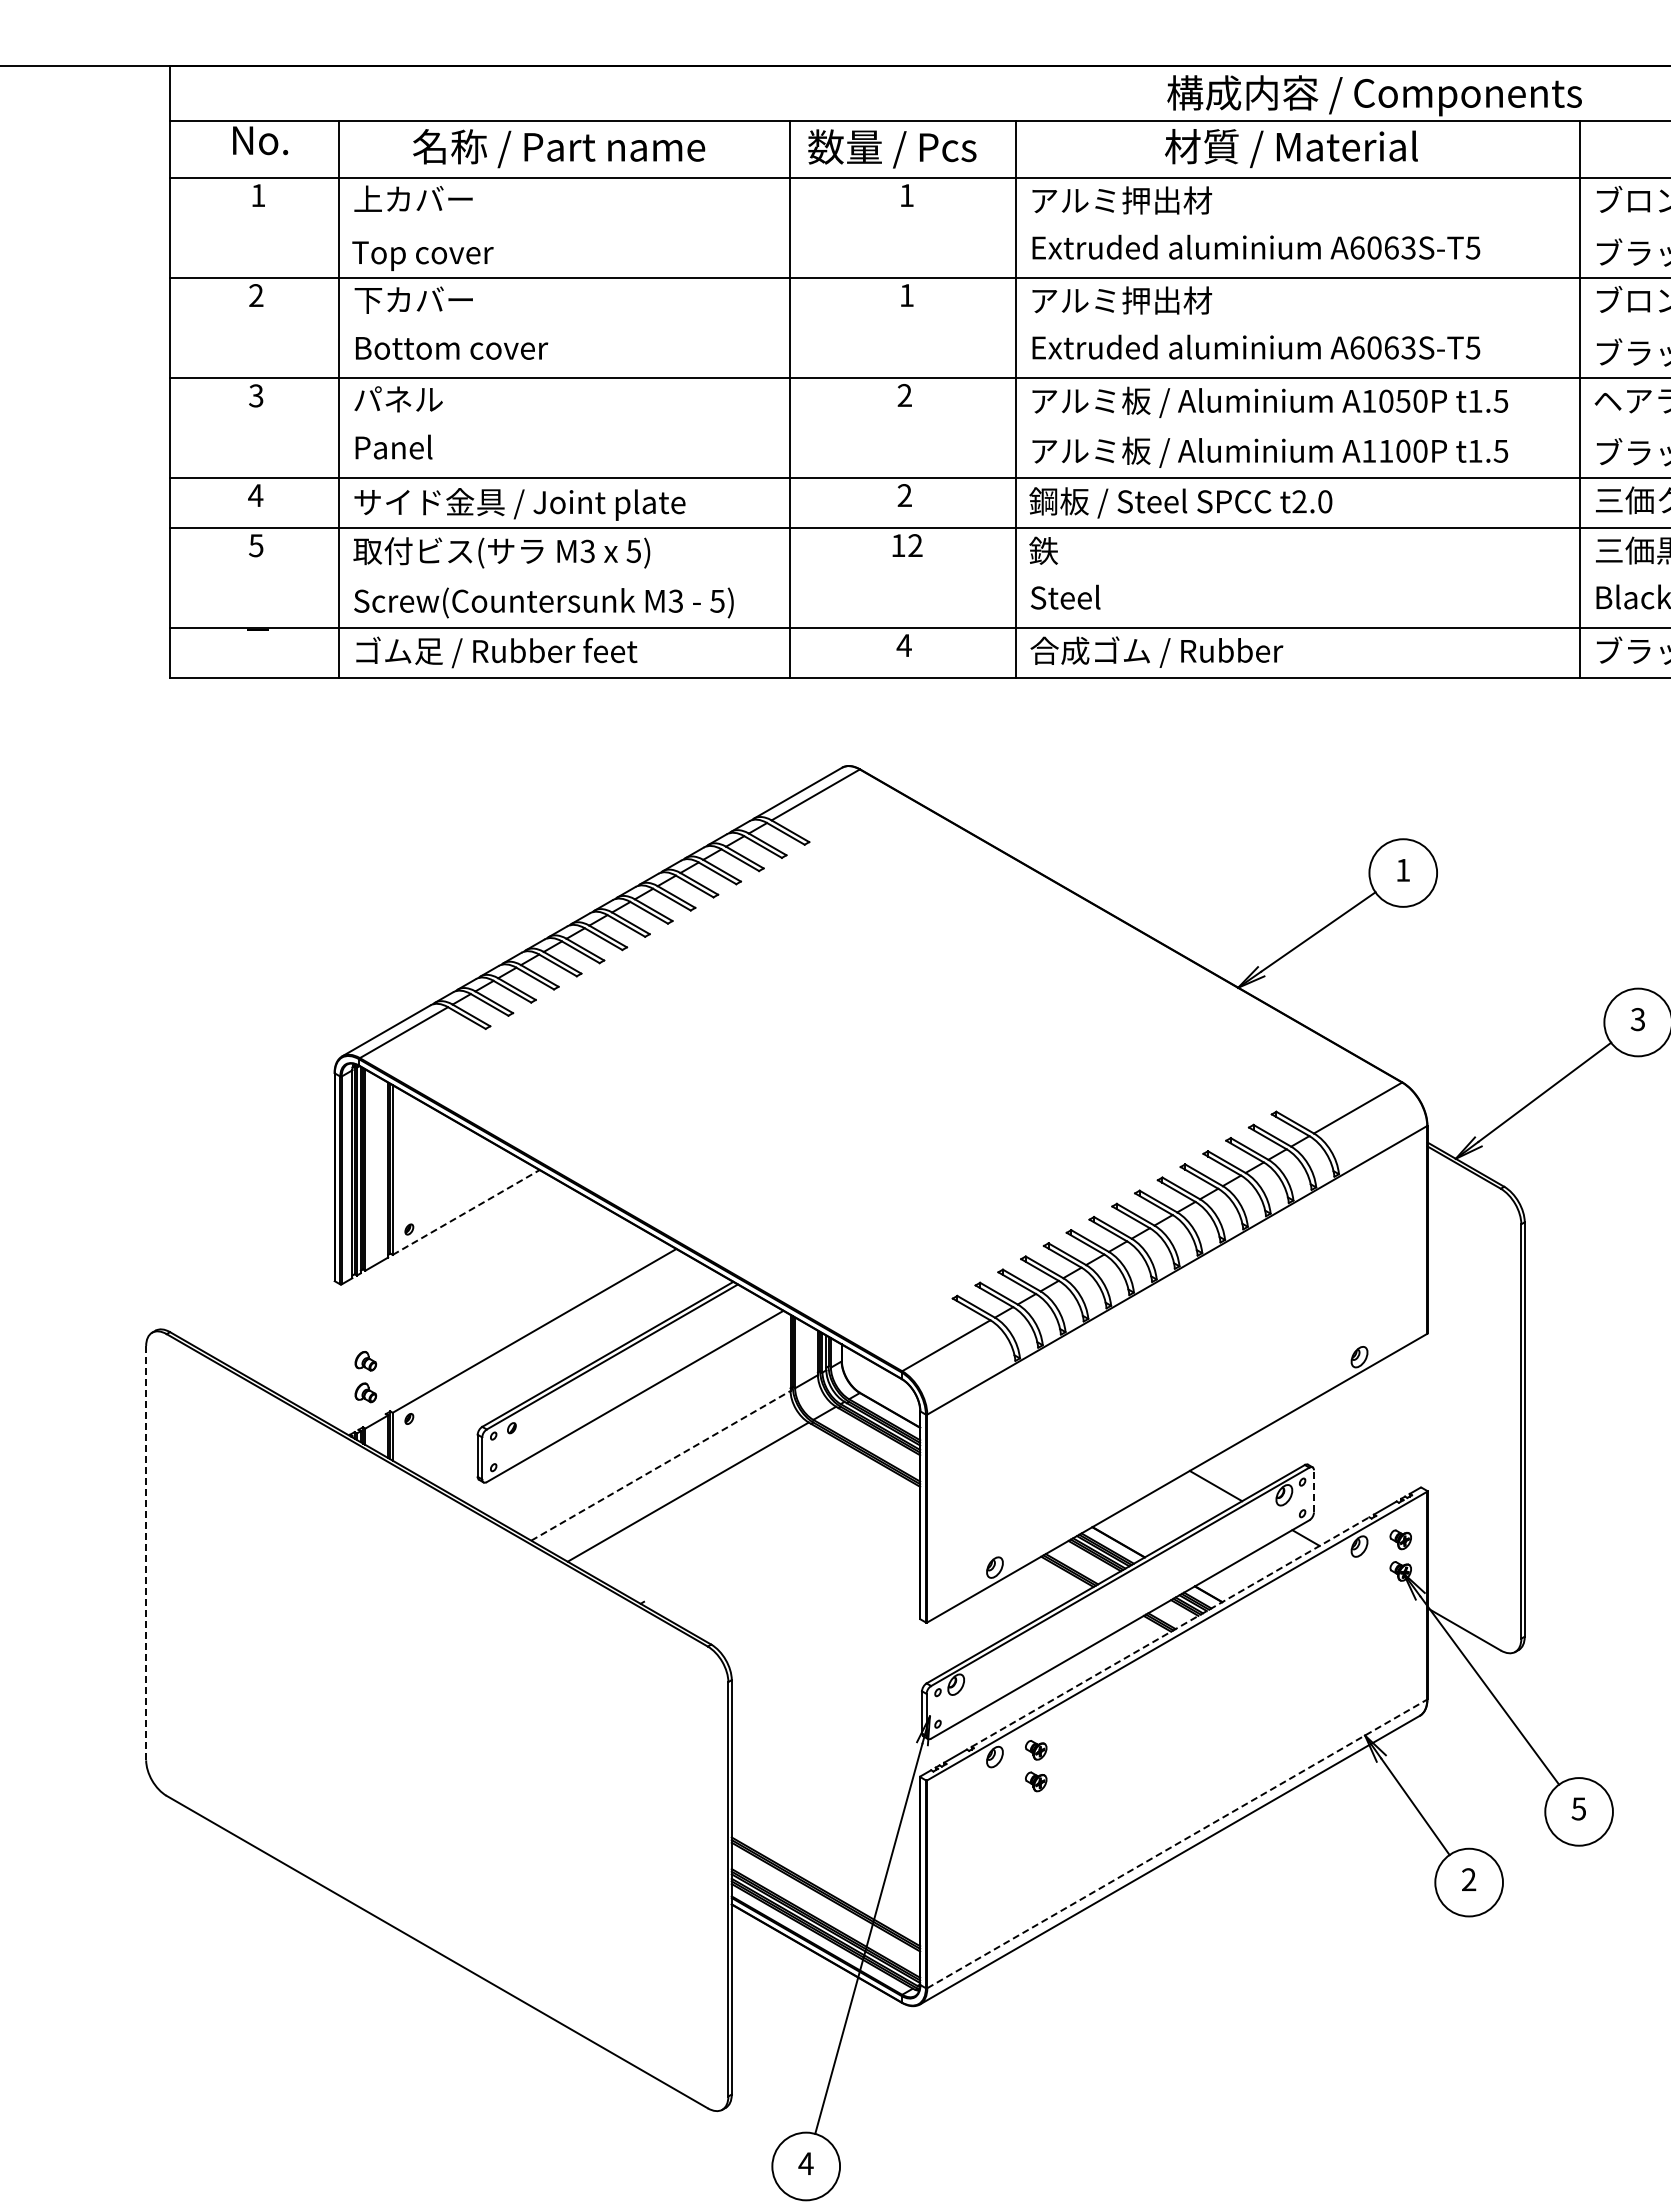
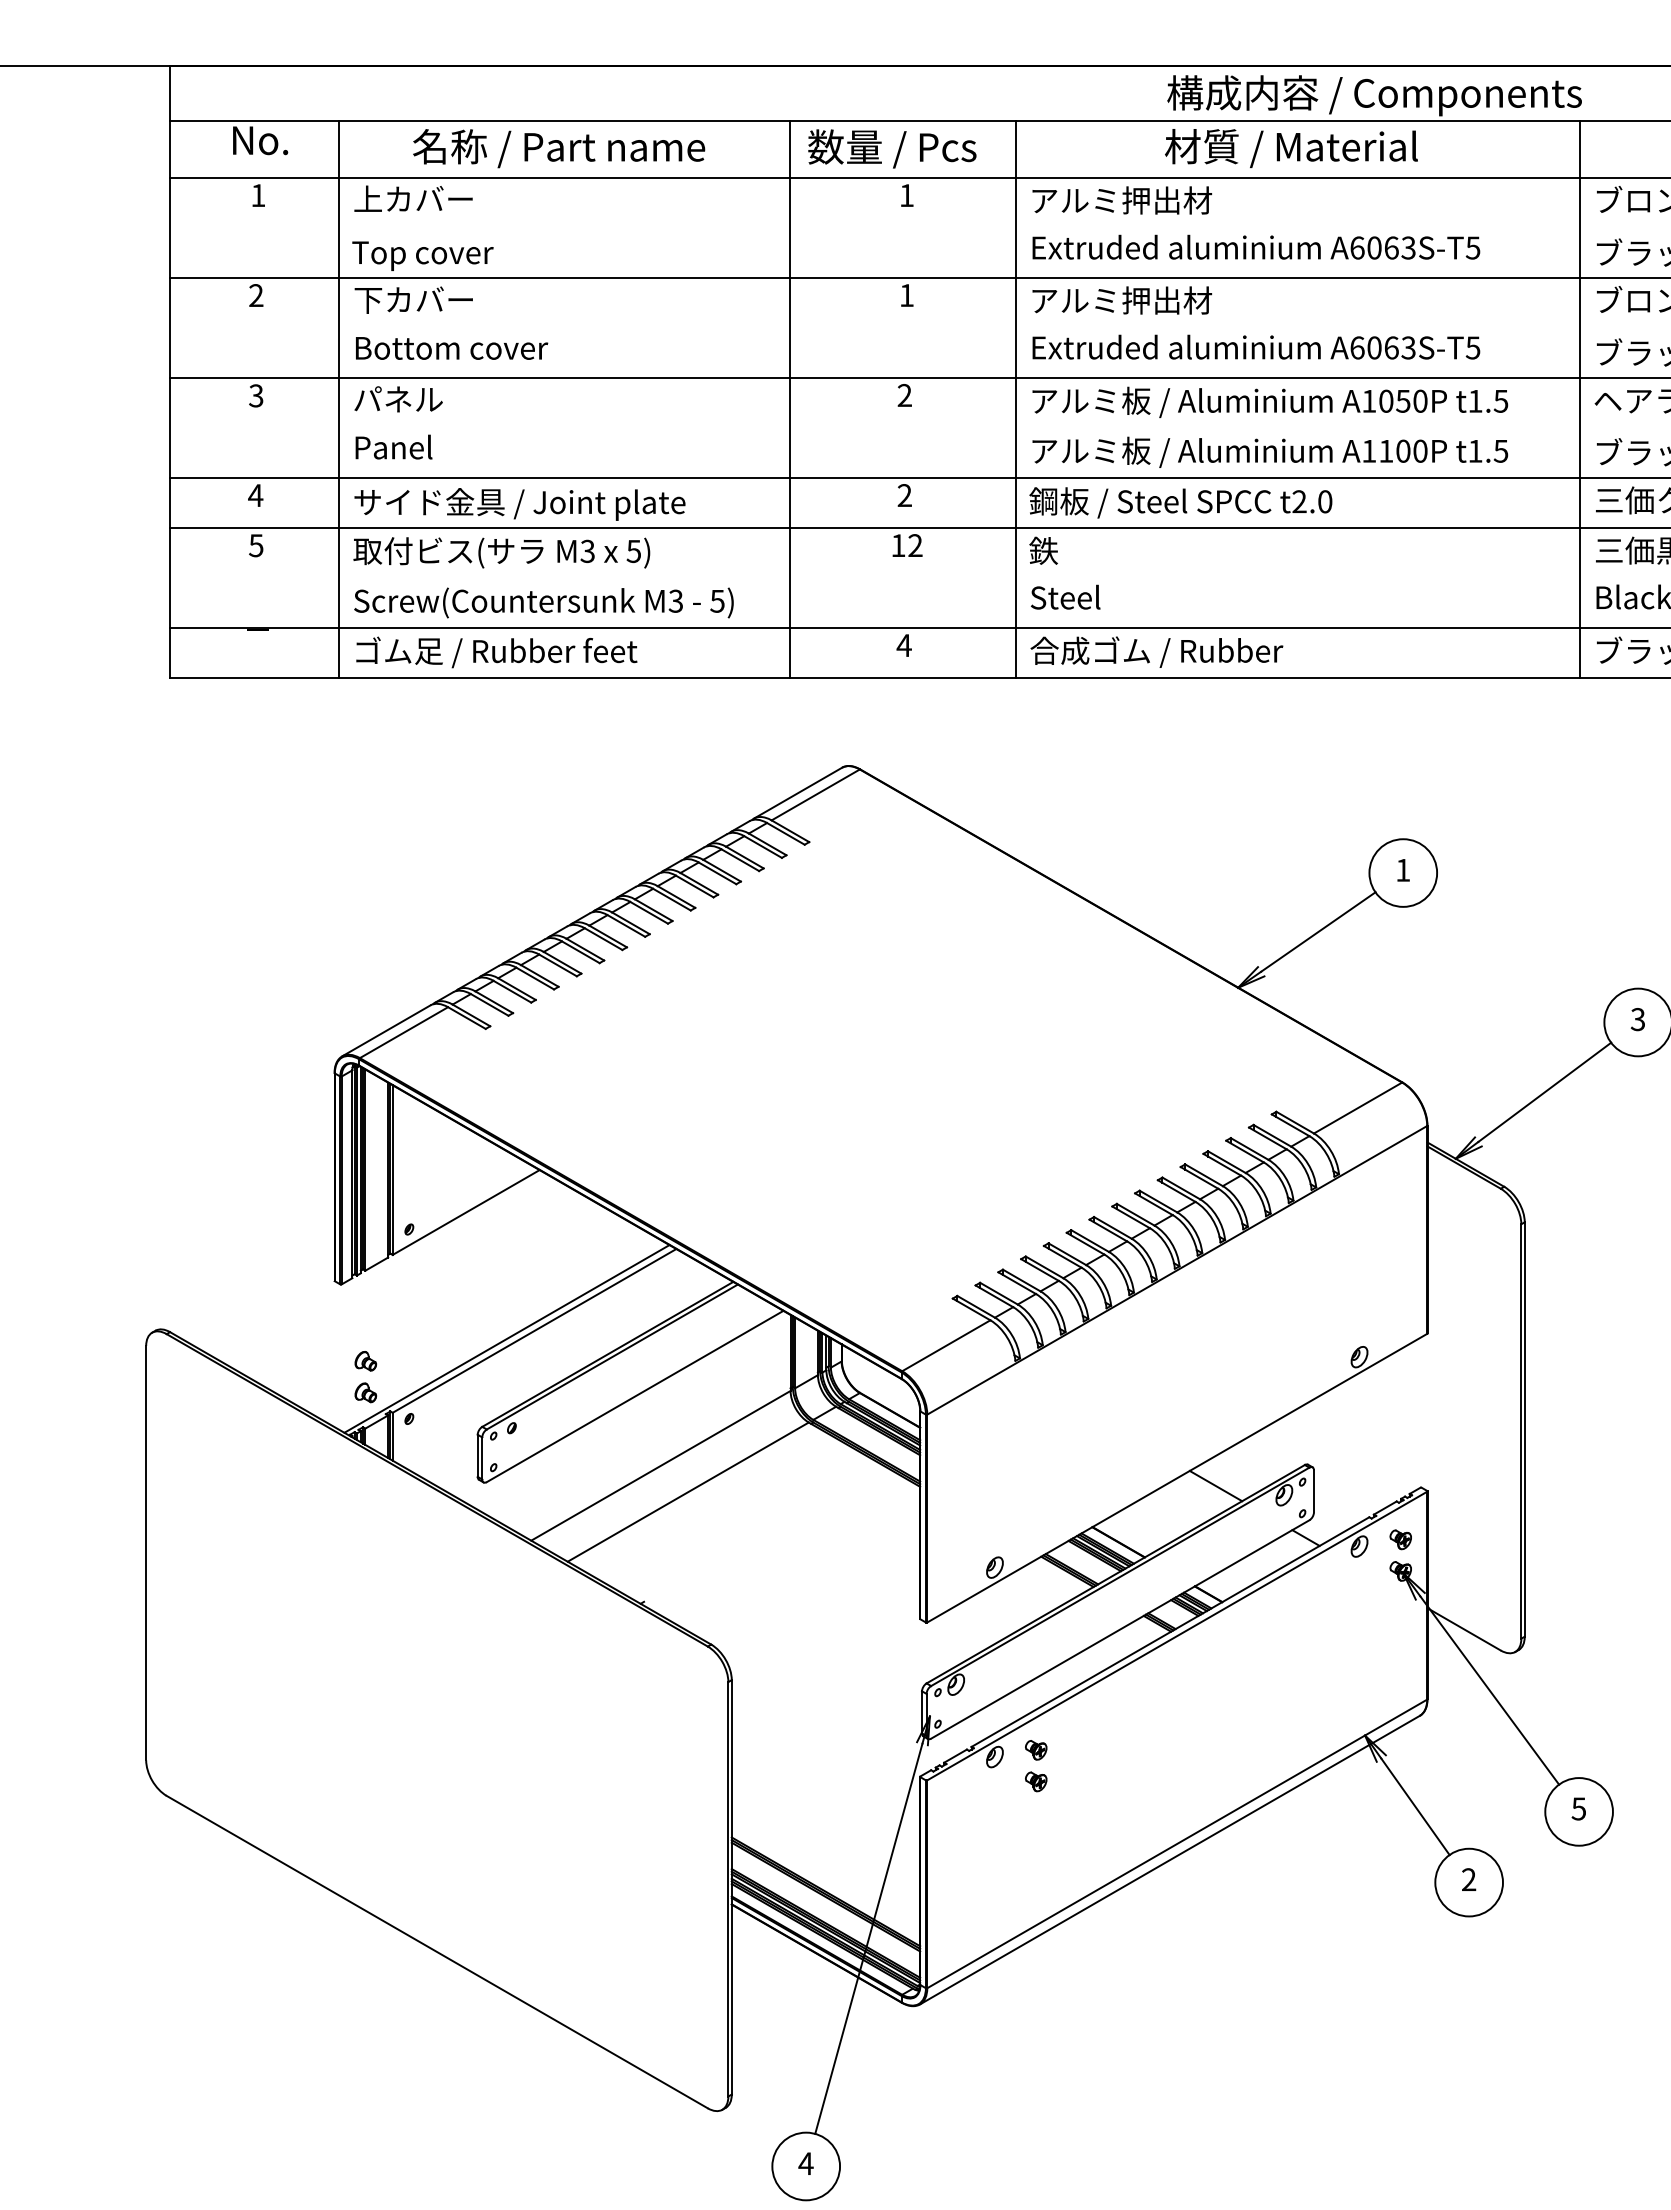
line: dashed -> solid (466, 1212)
line: none -> present (506, 1338)
line: dashed -> solid (660, 1465)
line: dashed -> solid (1313, 1490)
line: dashed -> solid (146, 1553)
line: dashed -> solid (1170, 1632)
line: dashed -> solid (1177, 1843)
